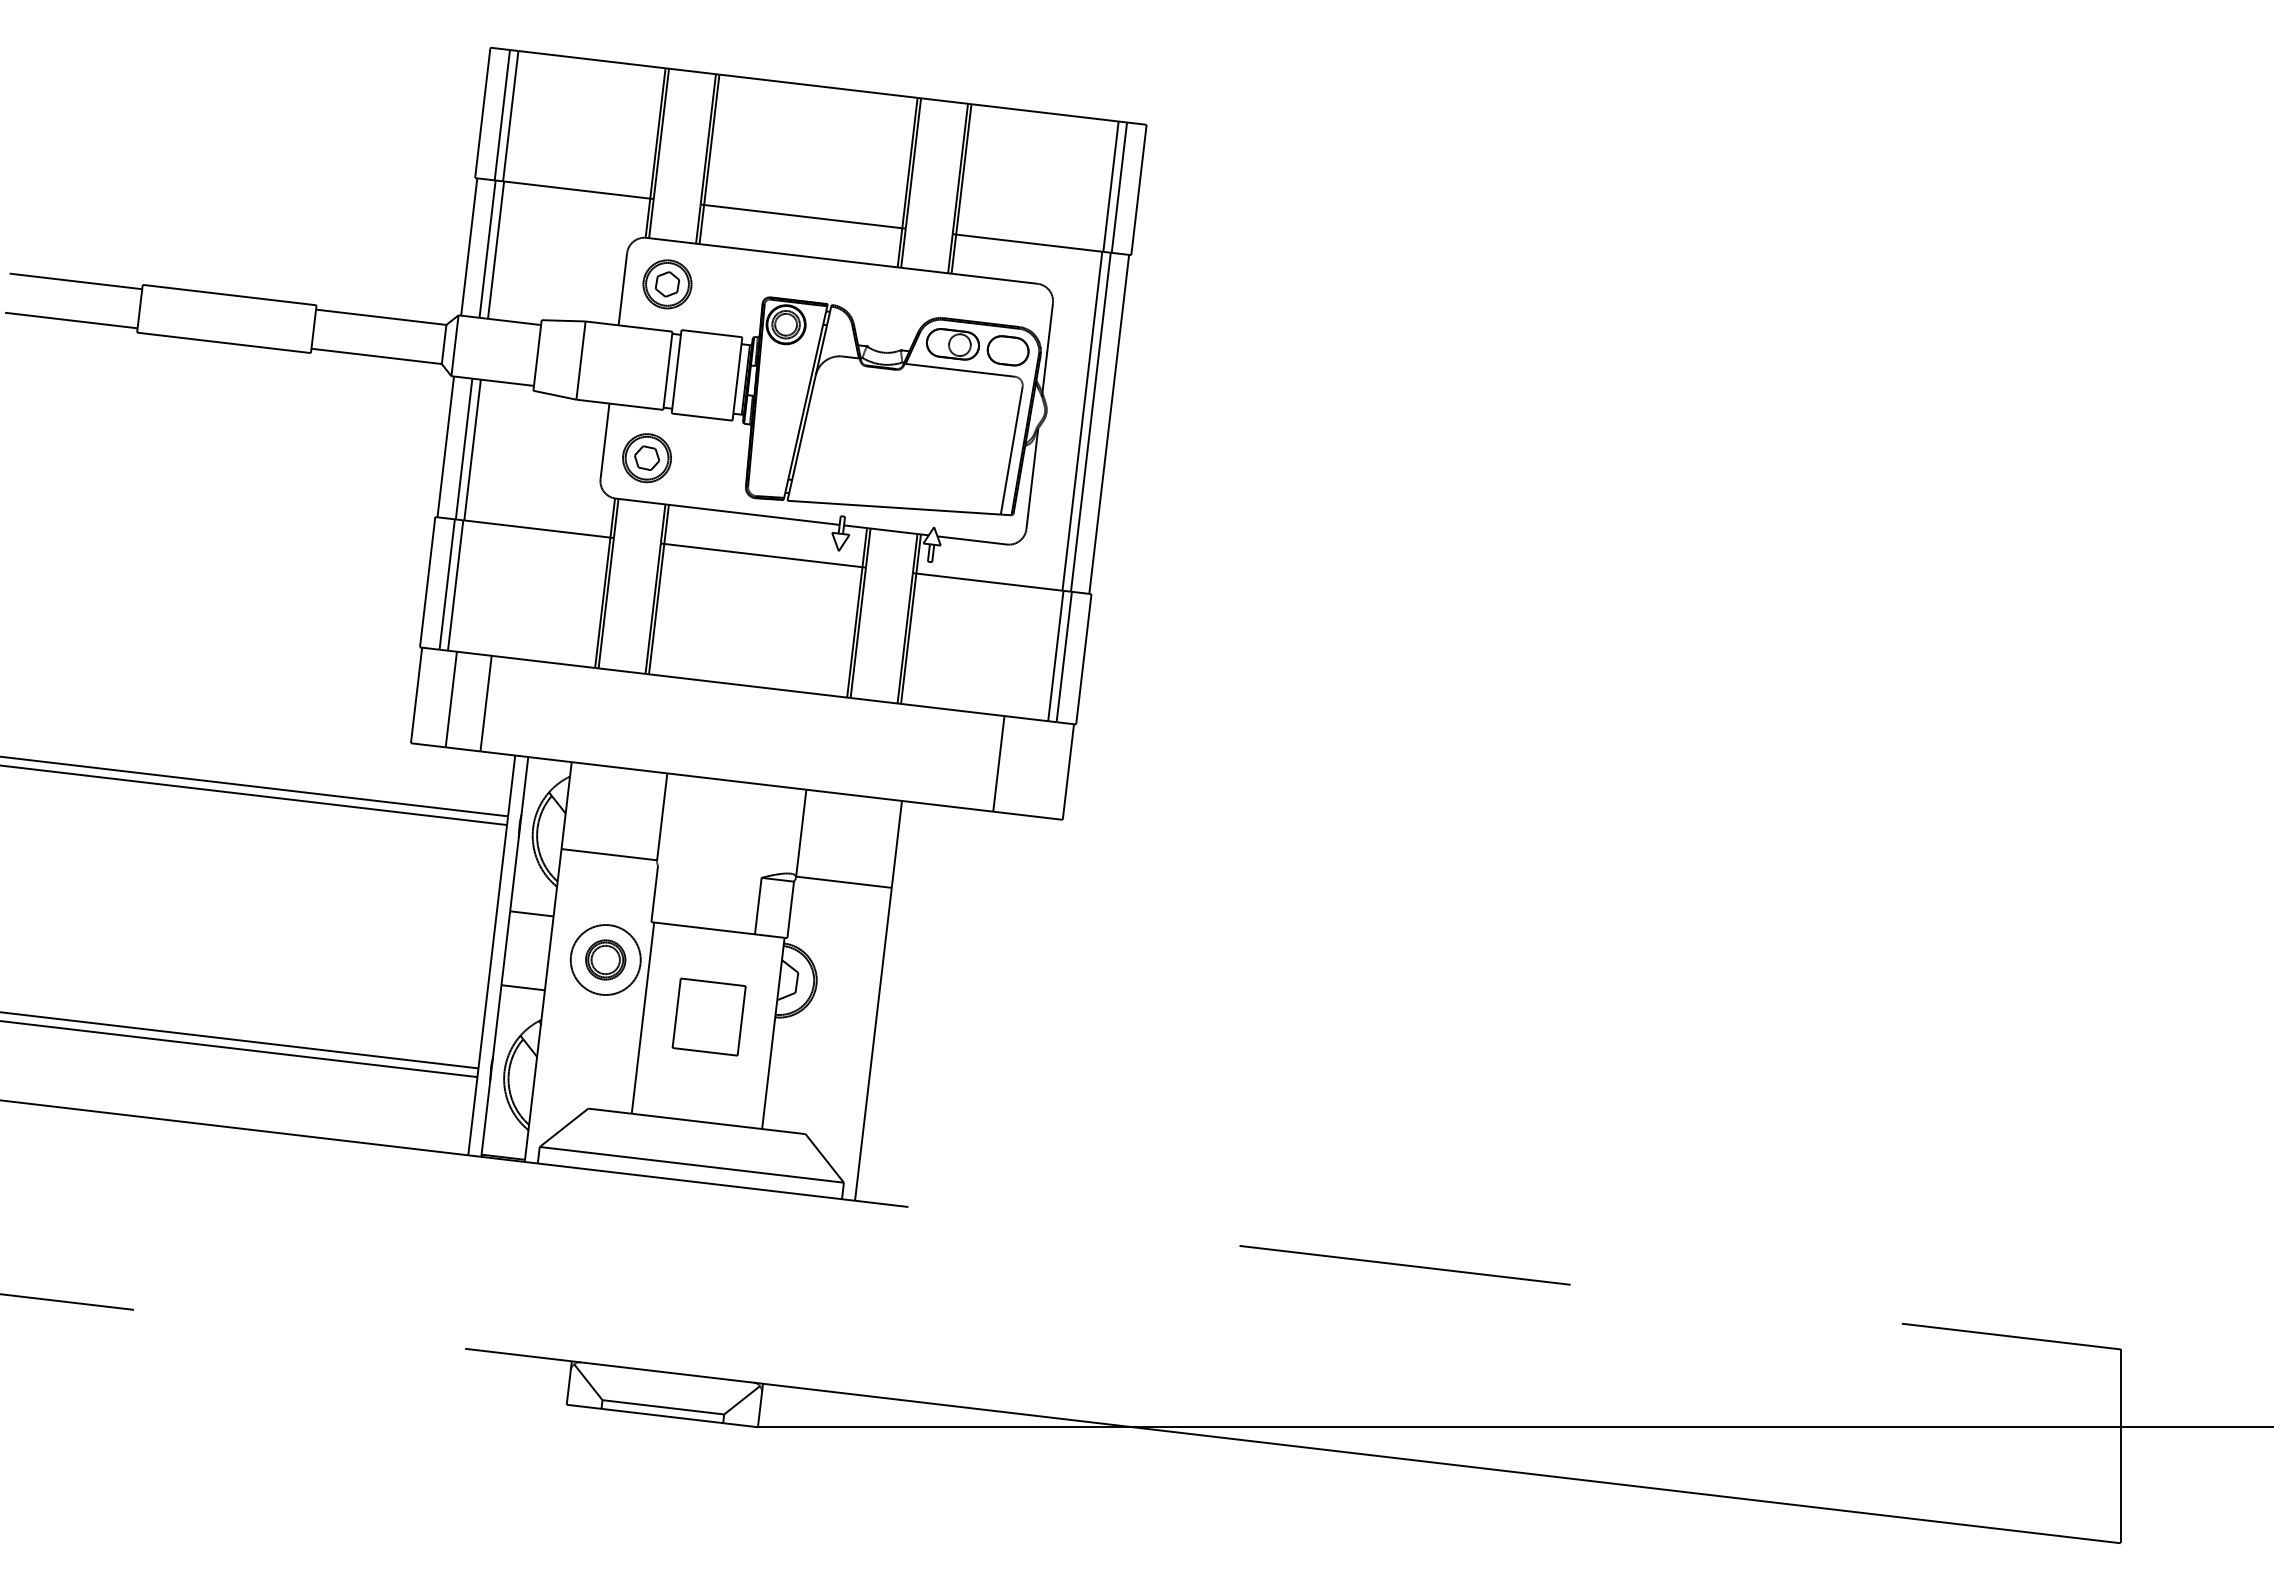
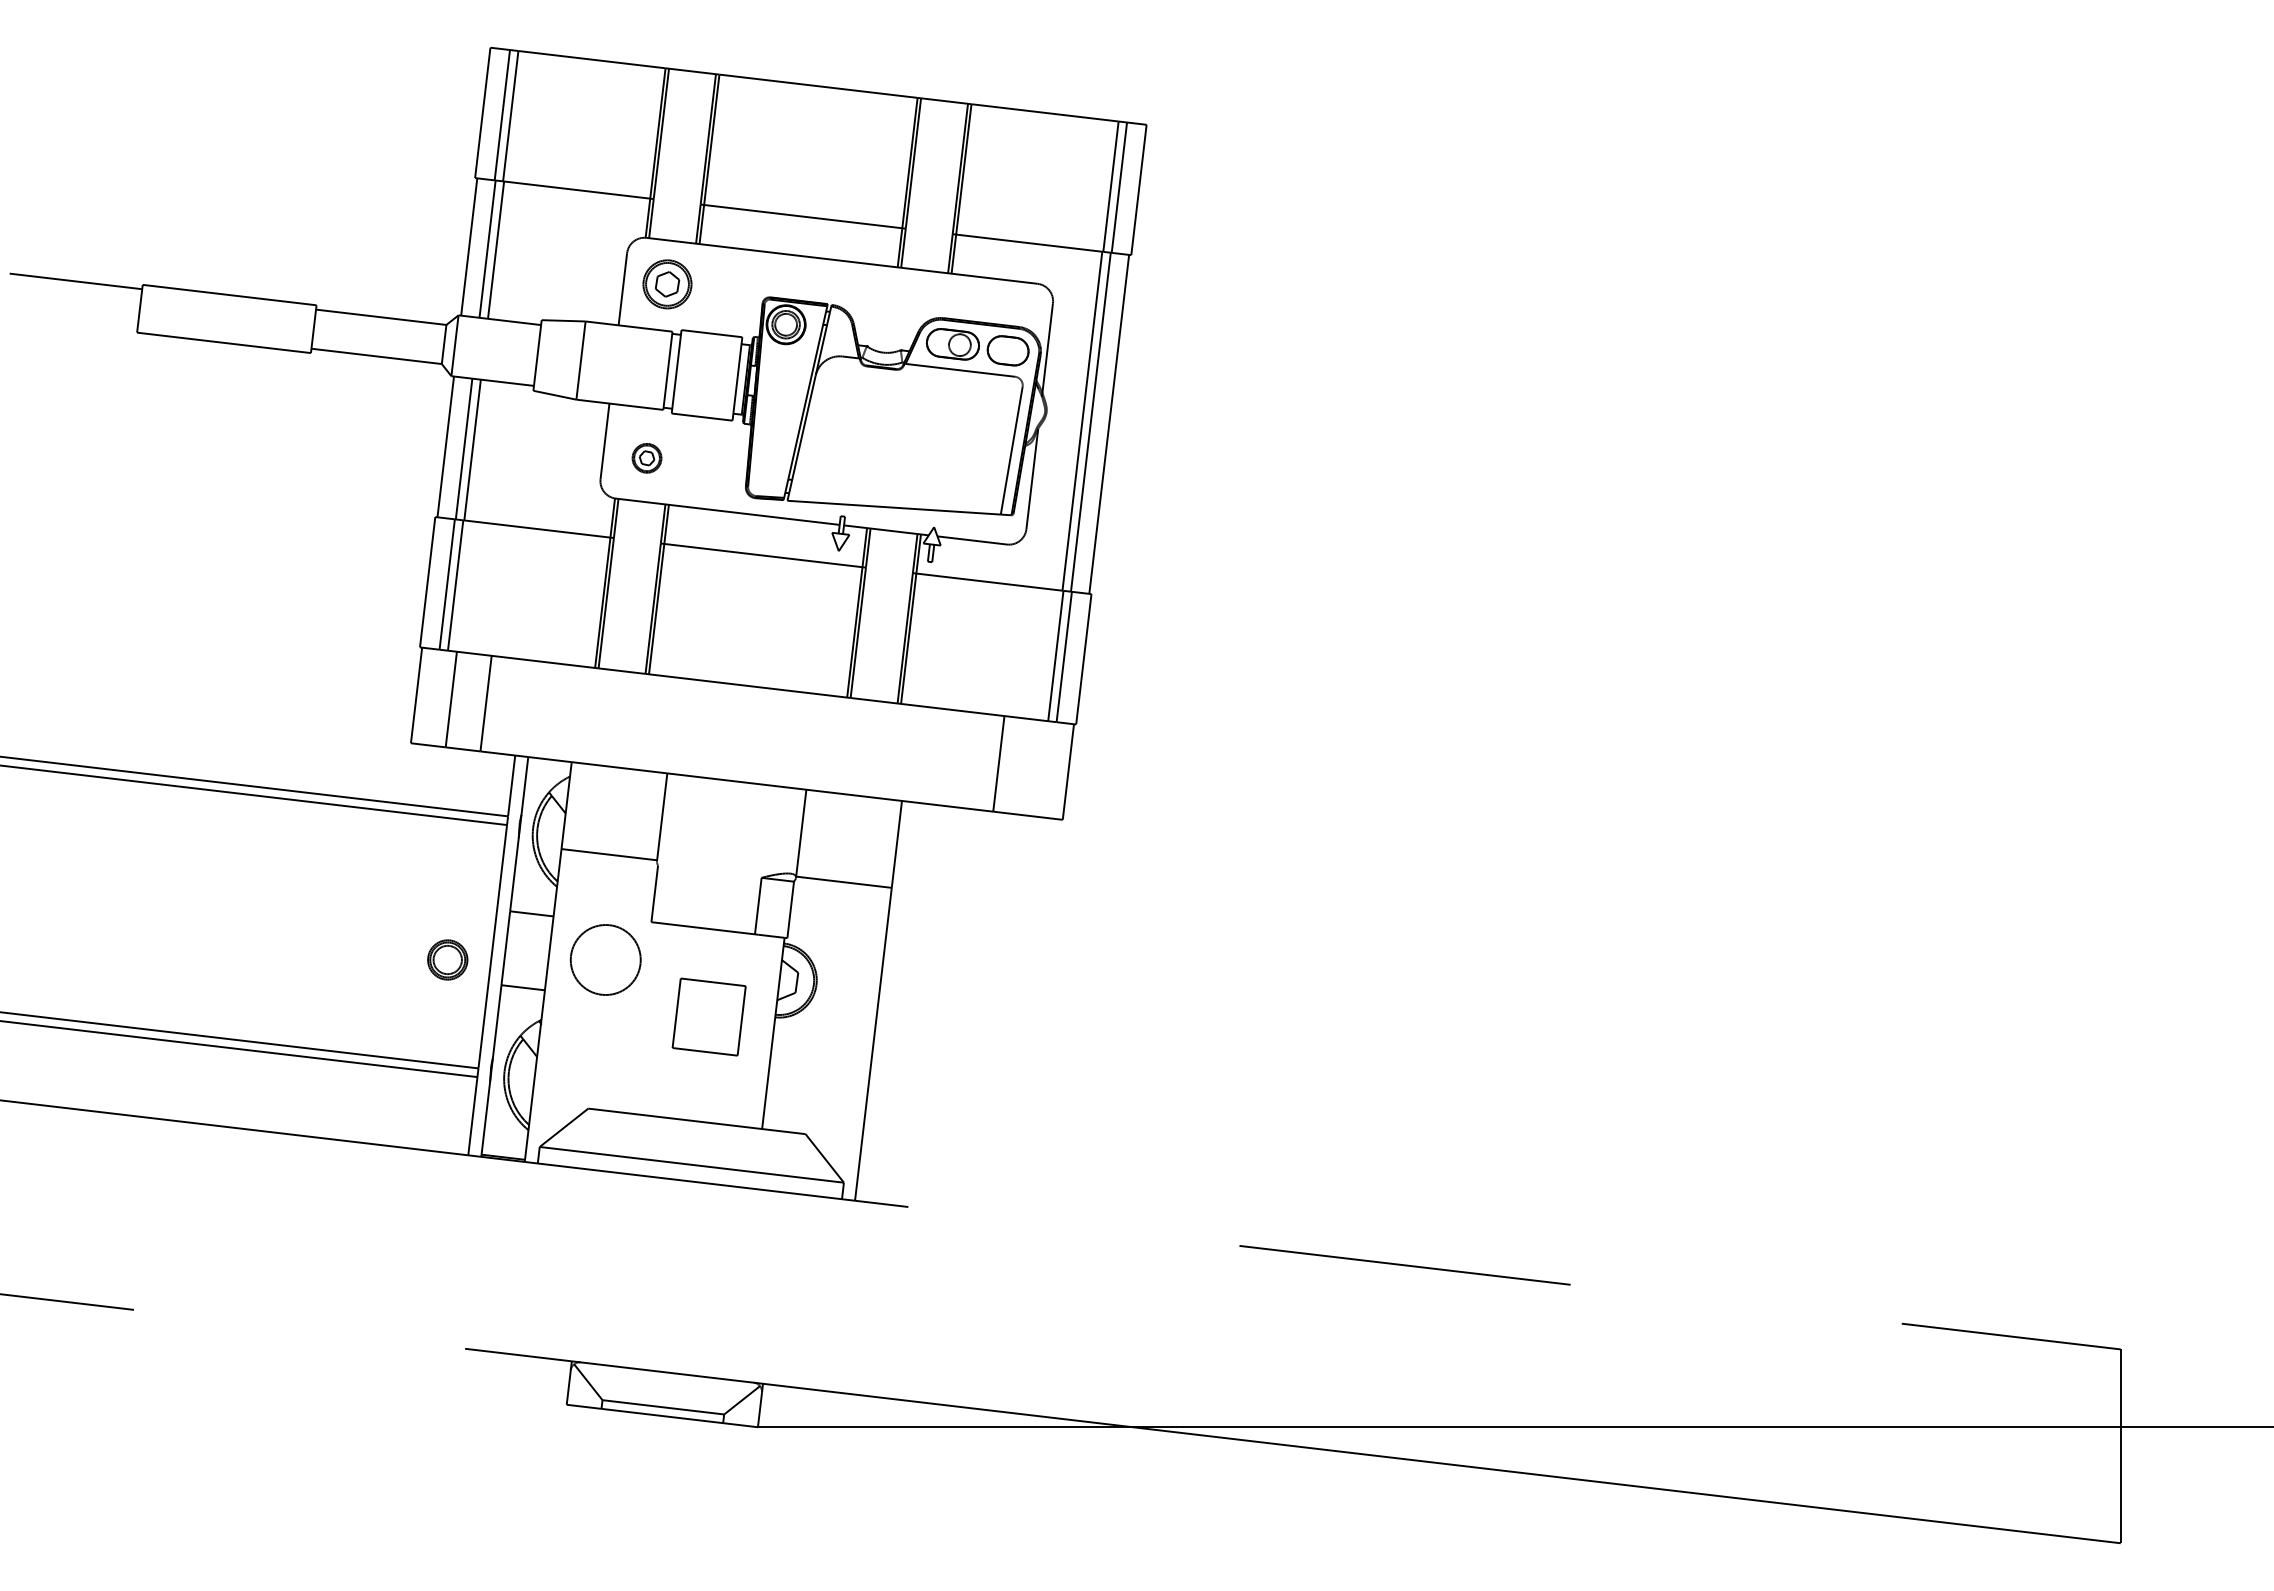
line: present -> none (71, 320)
part size: 50x51 px -> 32x31 px (646, 458)
part position: (605, 959) -> (447, 959) (447, 959)
line: present -> none (642, 1017)
